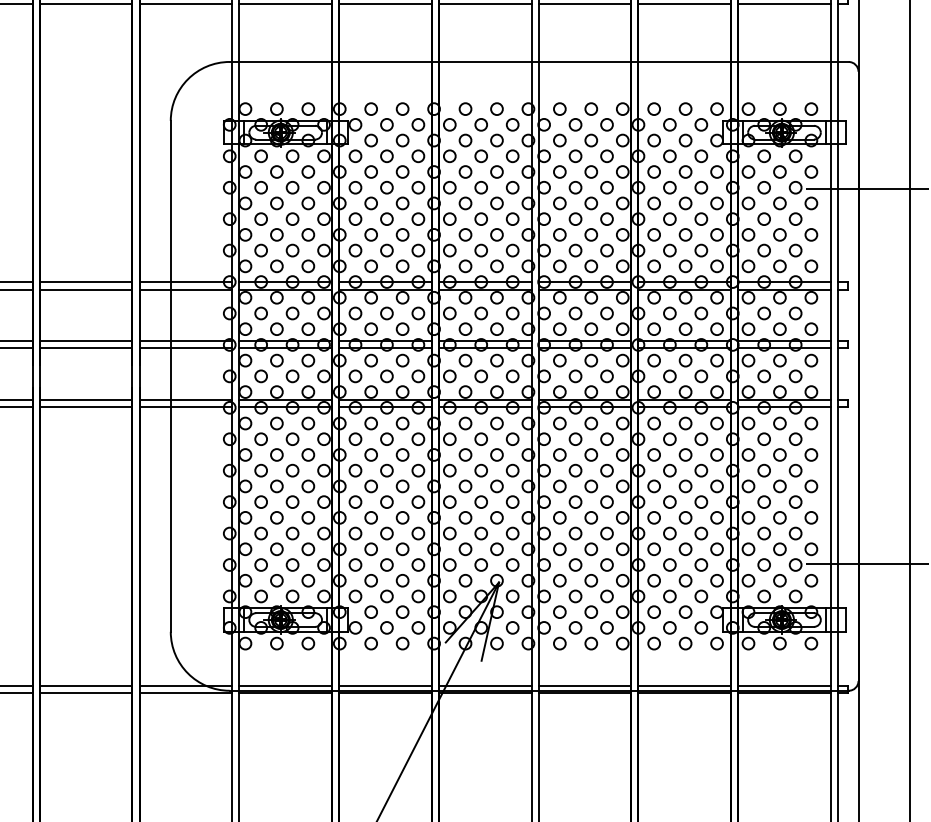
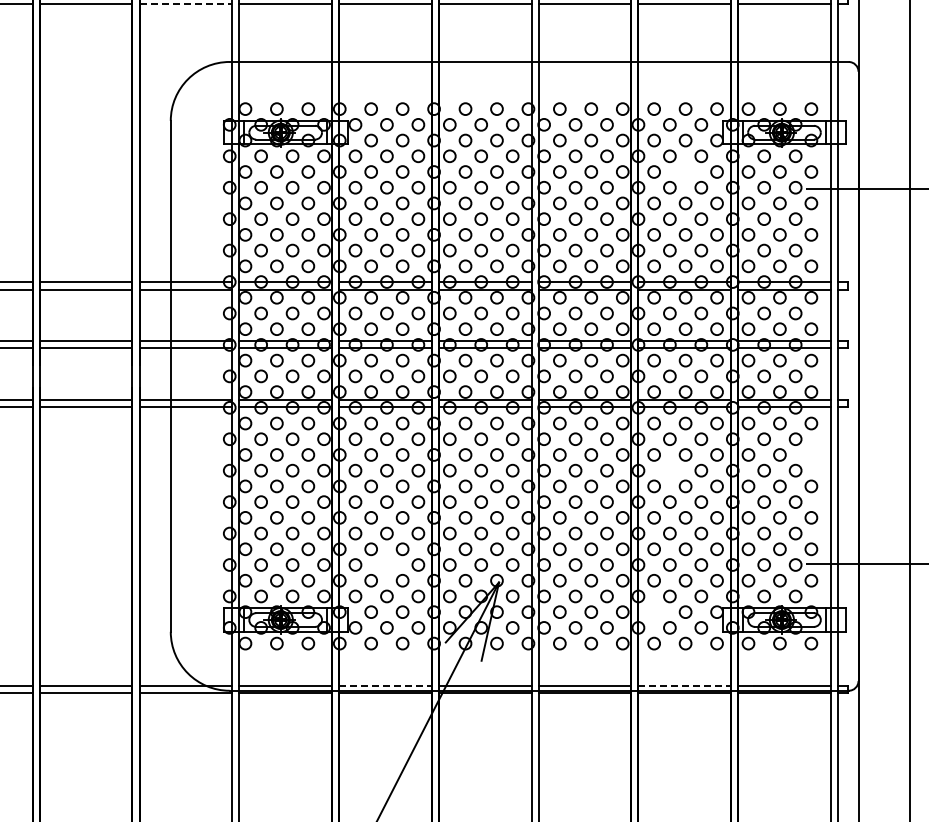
line: solid -> dashed (186, 4)
circle: present -> none (685, 171)
circle: present -> none (811, 454)
circle: present -> none (669, 470)
circle: present -> none (386, 564)
circle: present -> none (653, 611)
line: solid -> dashed (385, 685)
line: solid -> dashed (685, 685)
